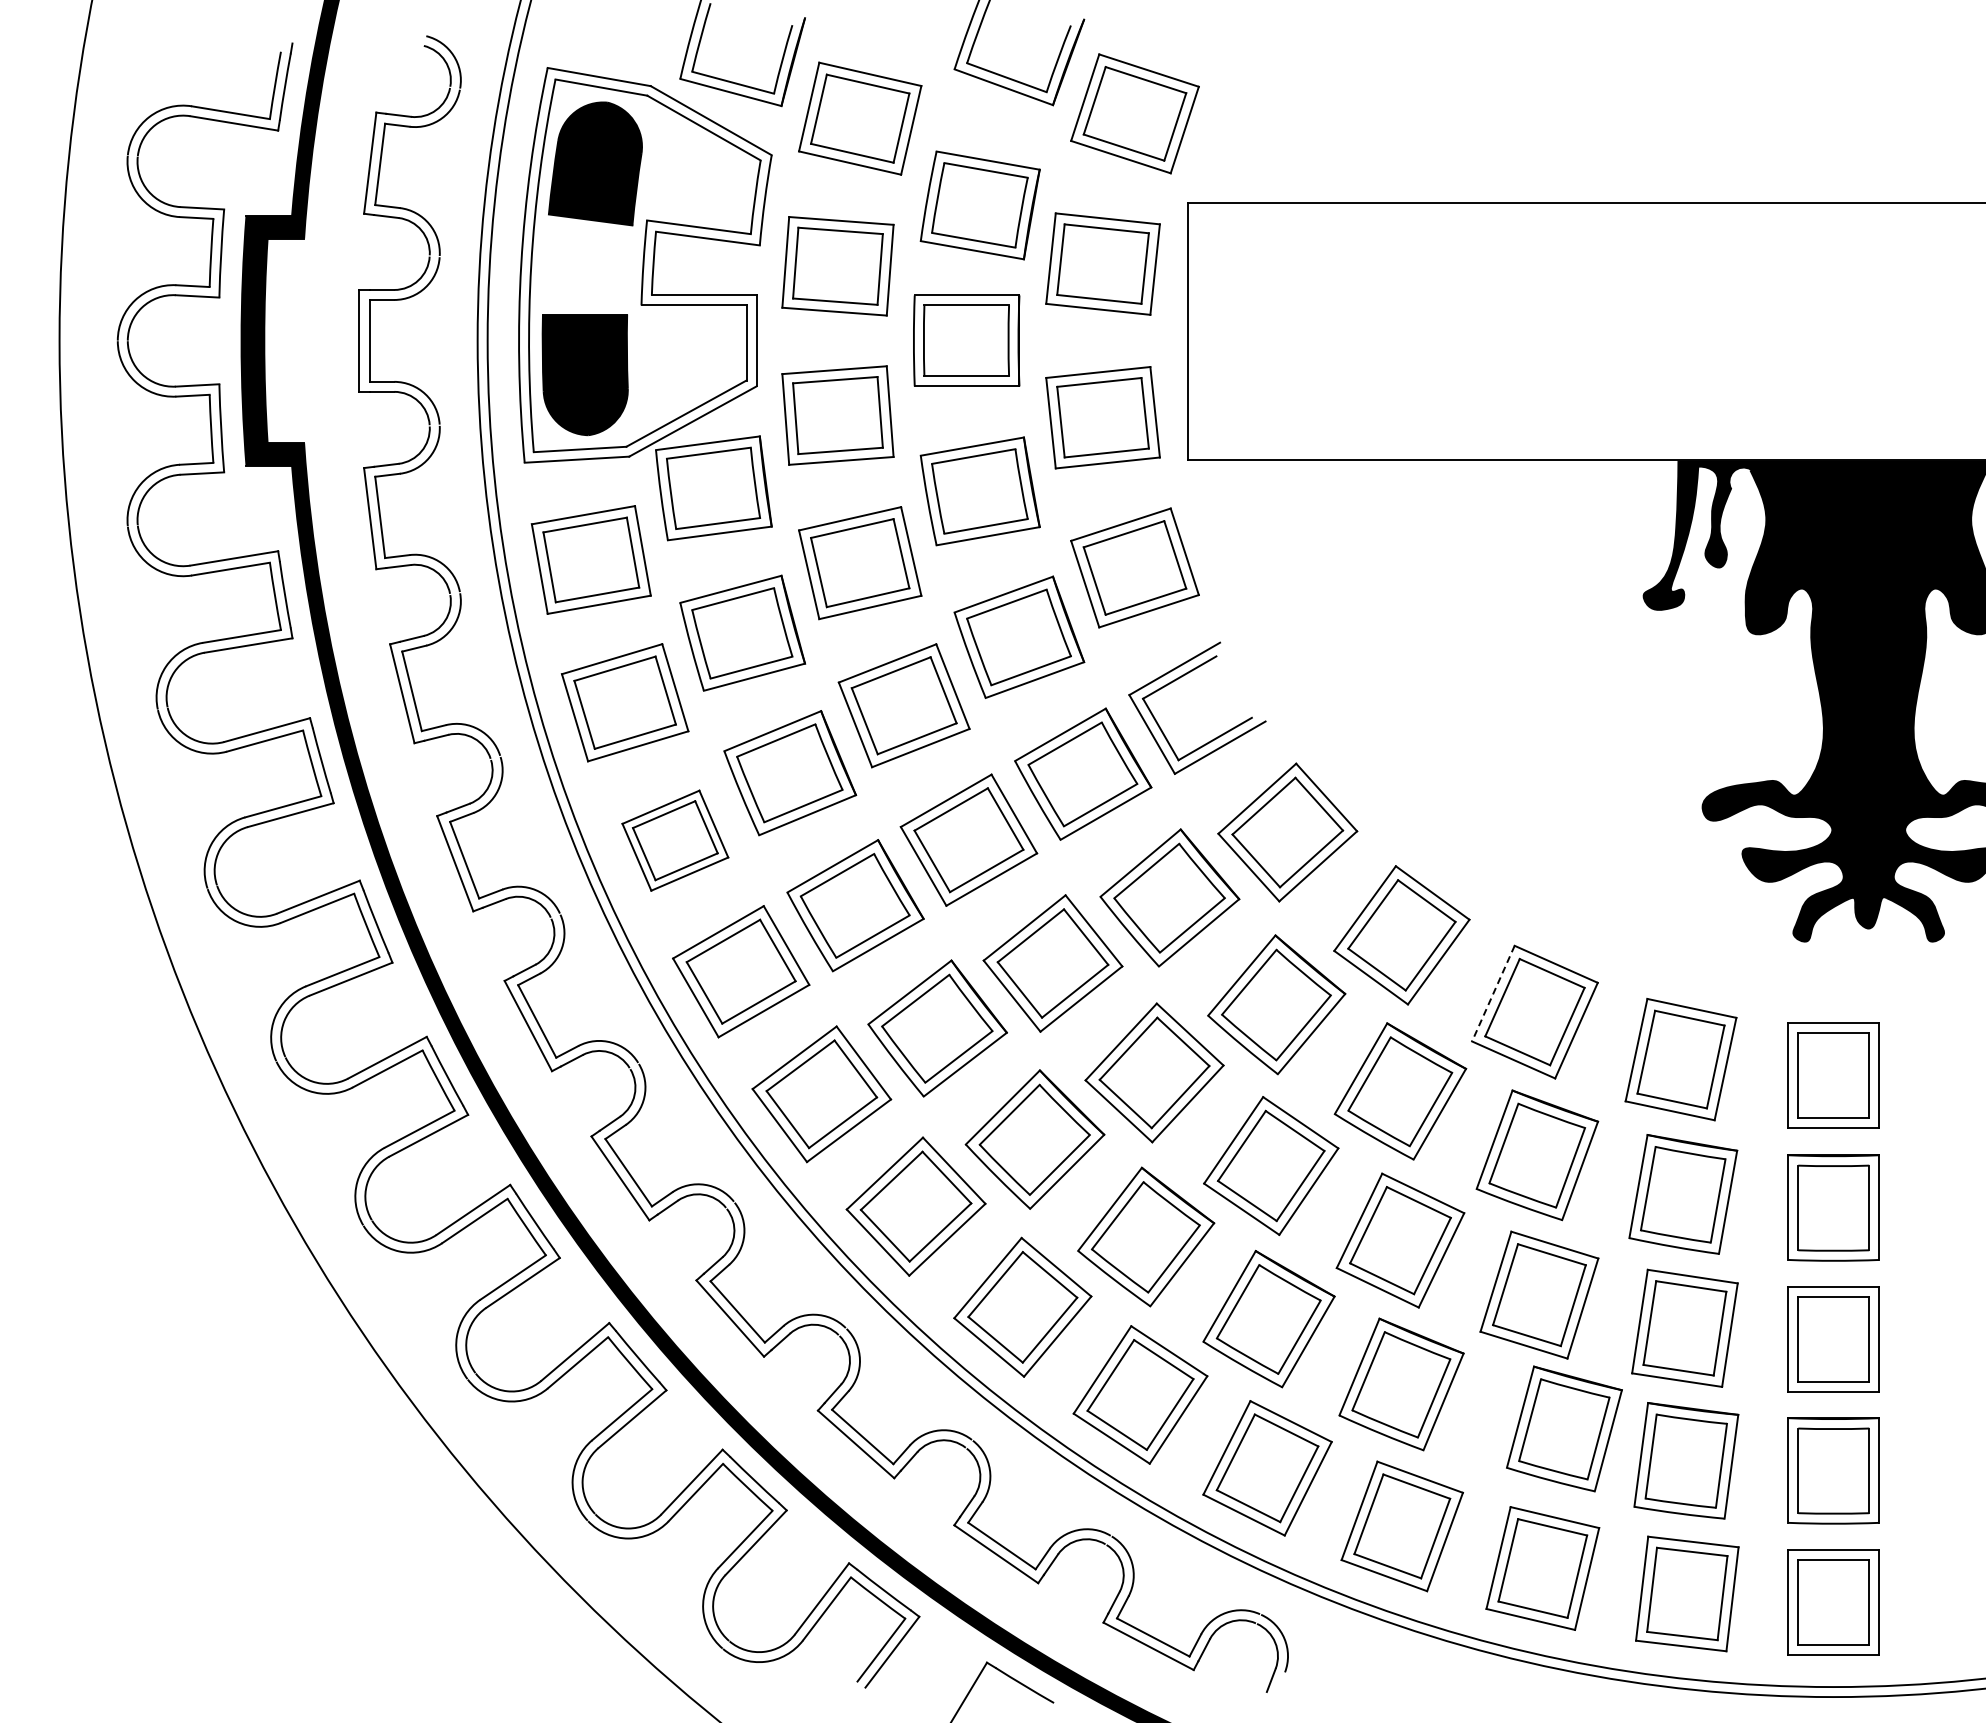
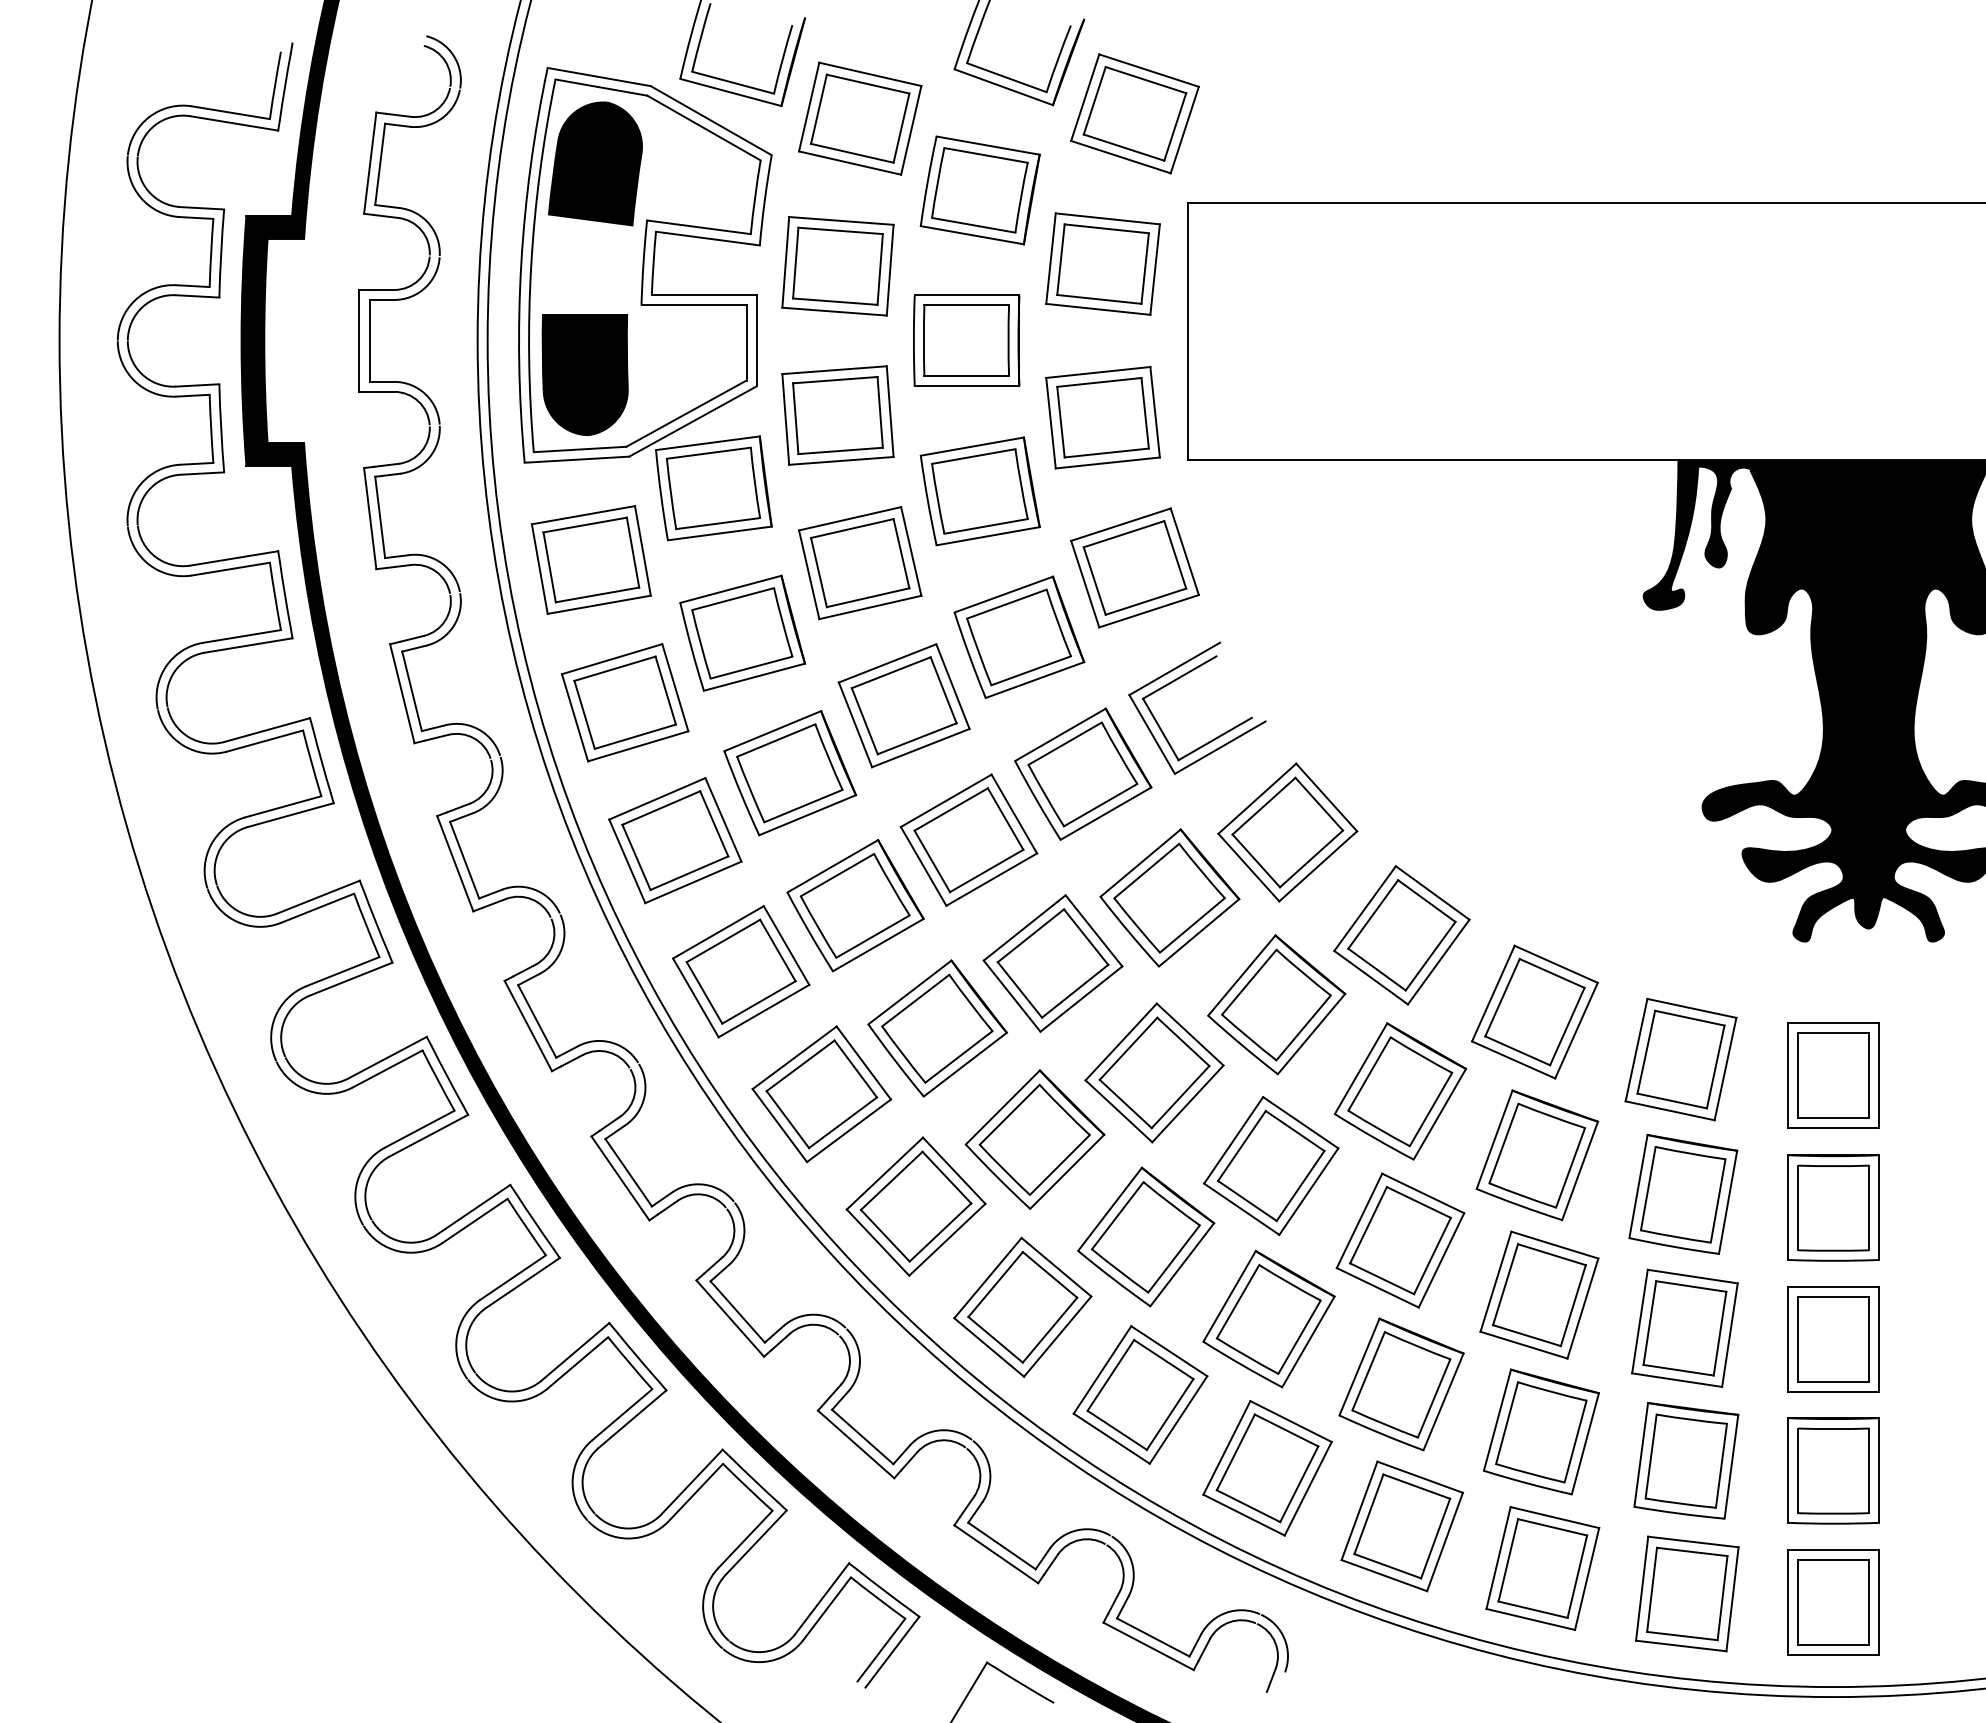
part position: (979, 205) -> (979, 190) (979, 190)
part size: 109x103 px -> 135x128 px (675, 840)
line: dashed -> solid (1493, 994)
part position: (1564, 1428) -> (1541, 1431) (1541, 1431)
